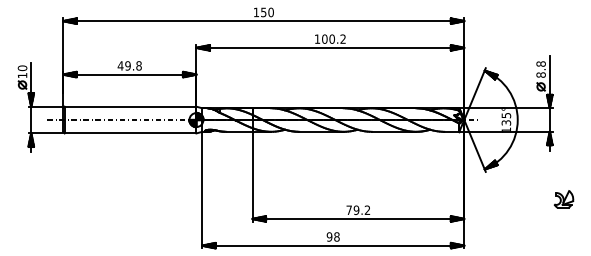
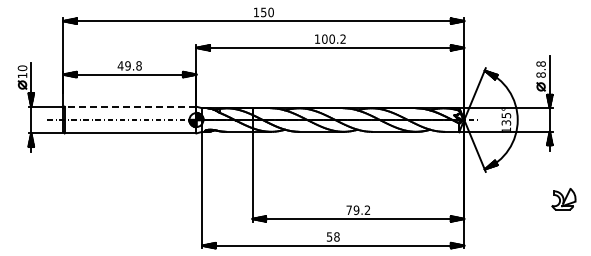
line: solid -> dashed (130, 106)
part size: 22x19 px -> 26x23 px (563, 199)
text: 98 -> 58 (329, 236)
